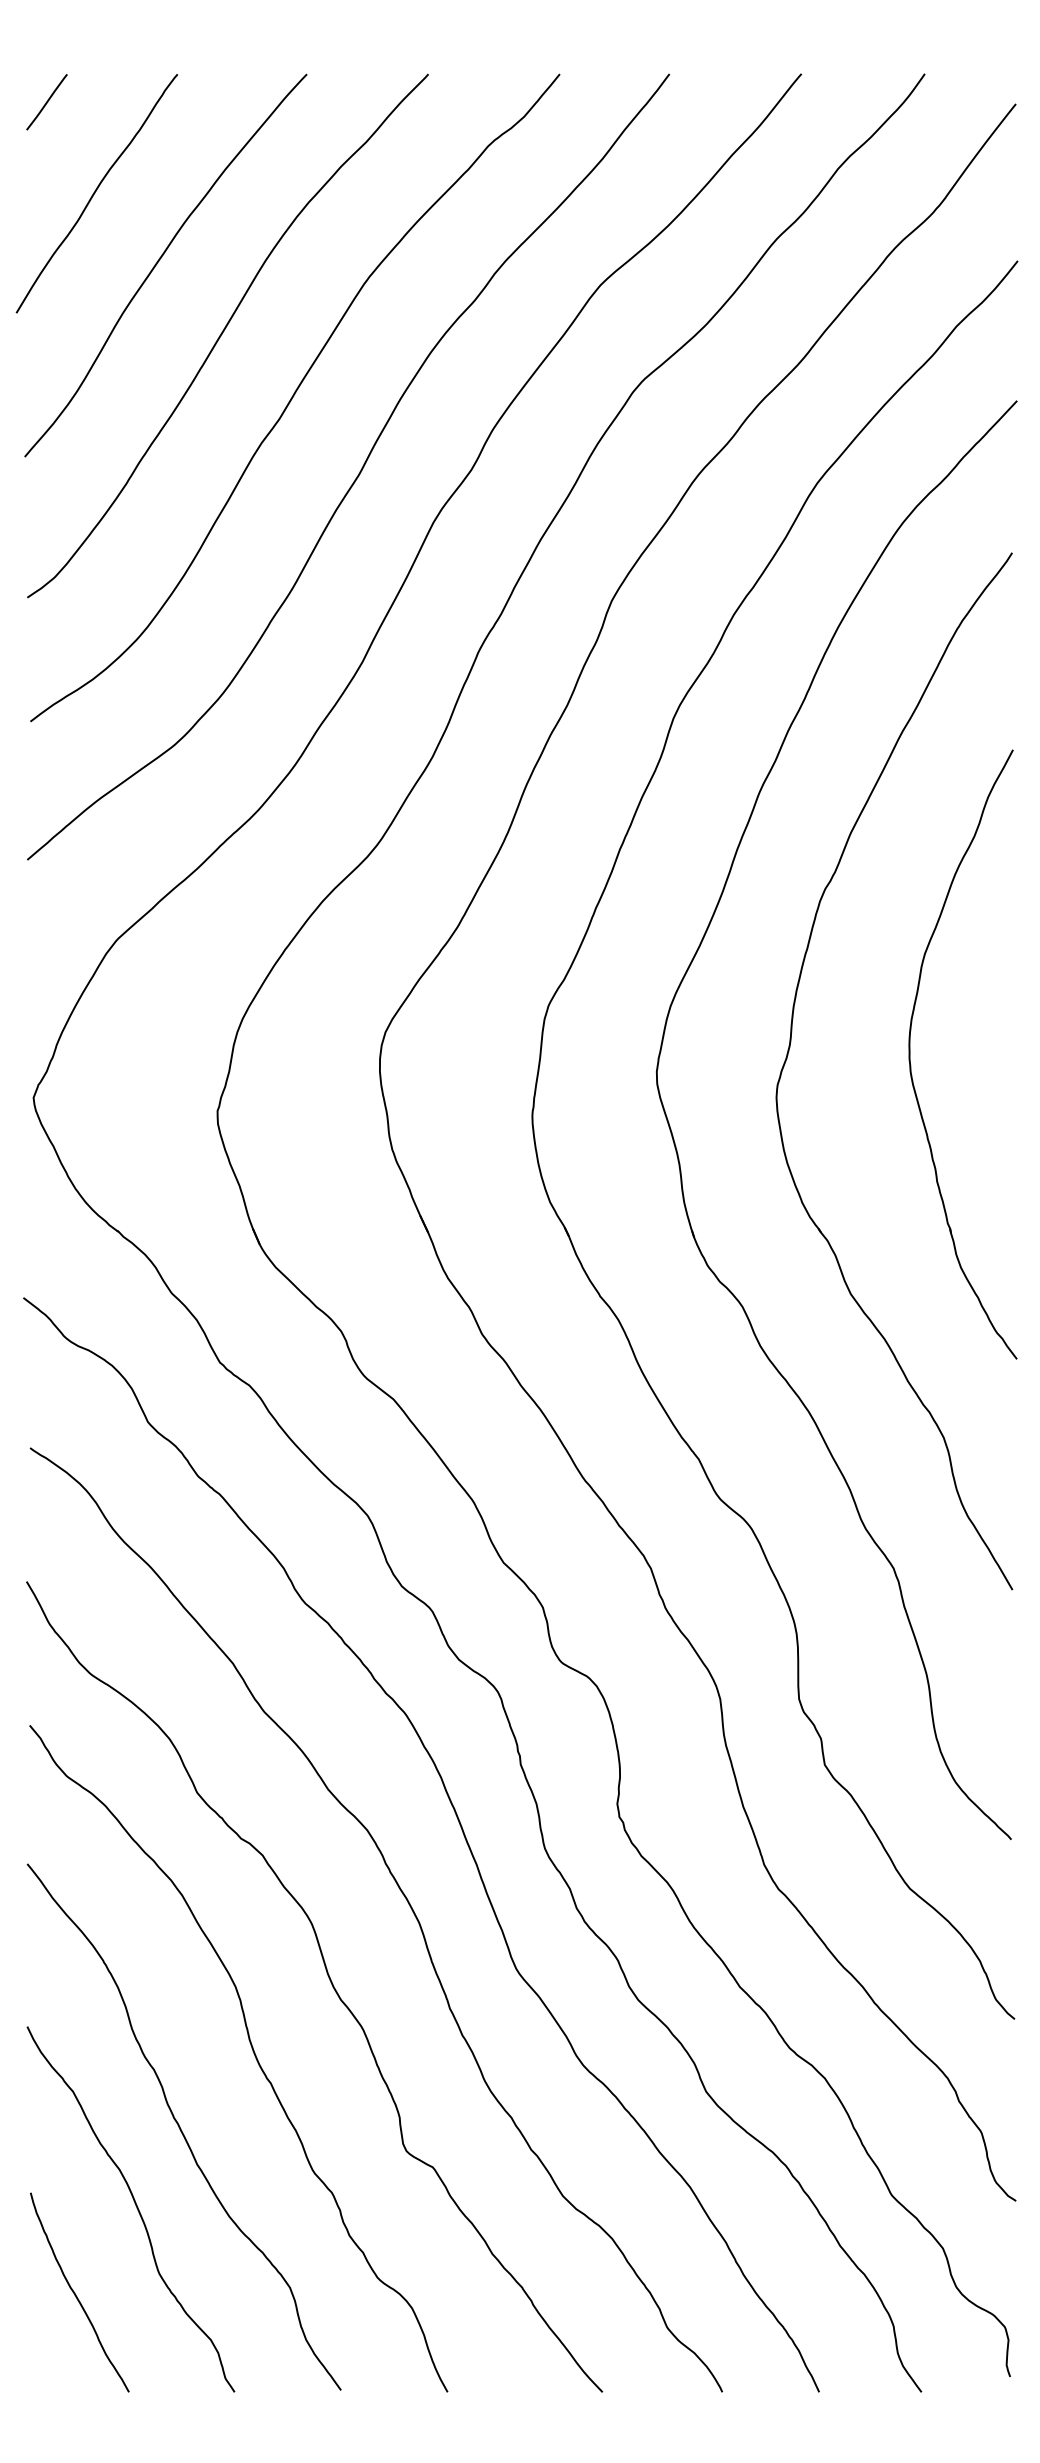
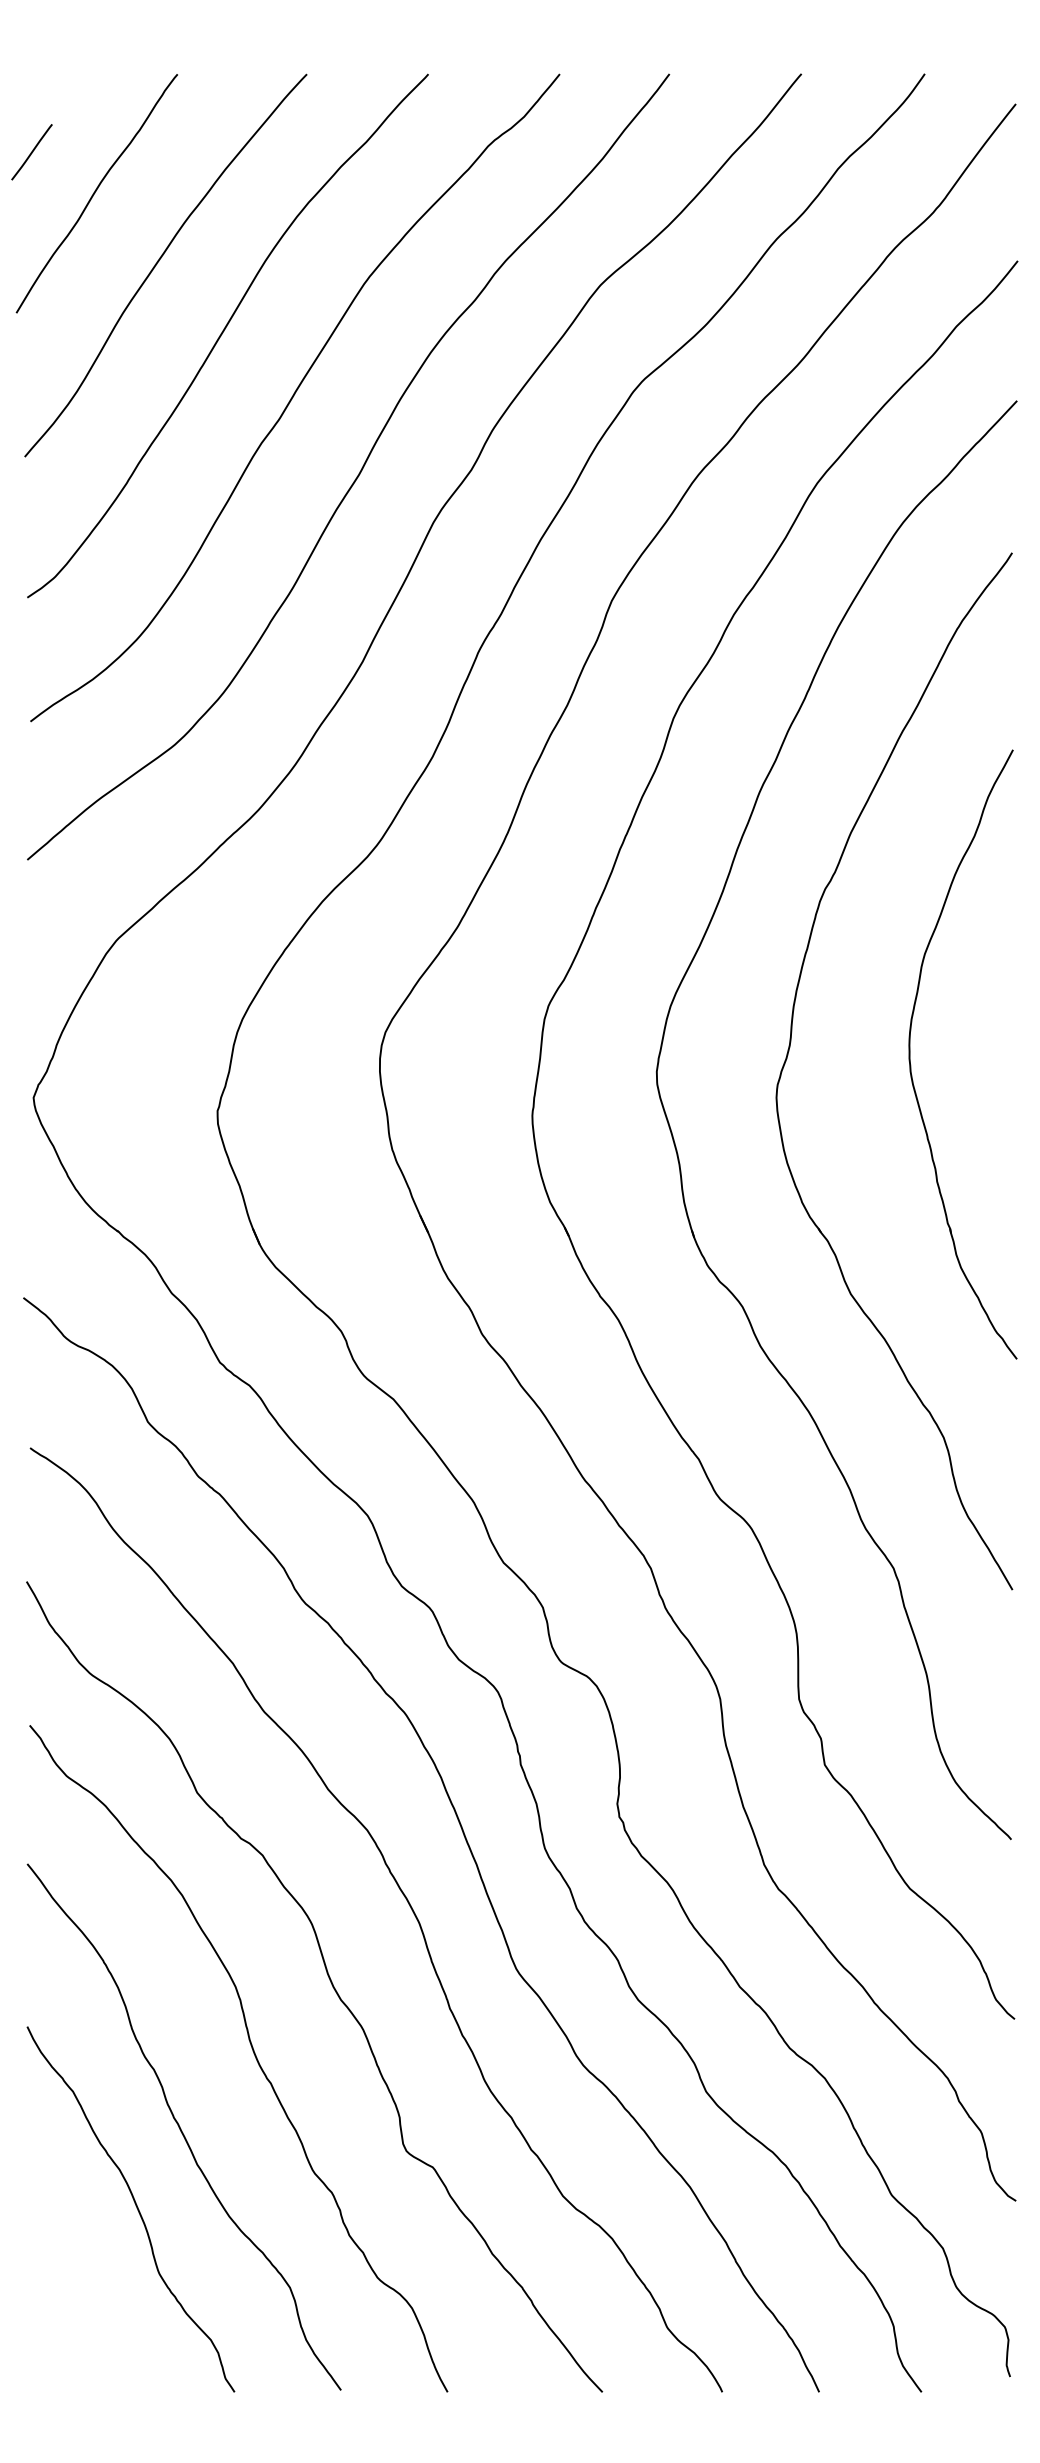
line position: (46, 102) -> (31, 152) (31, 152)
curve: present -> none (76, 2294)
